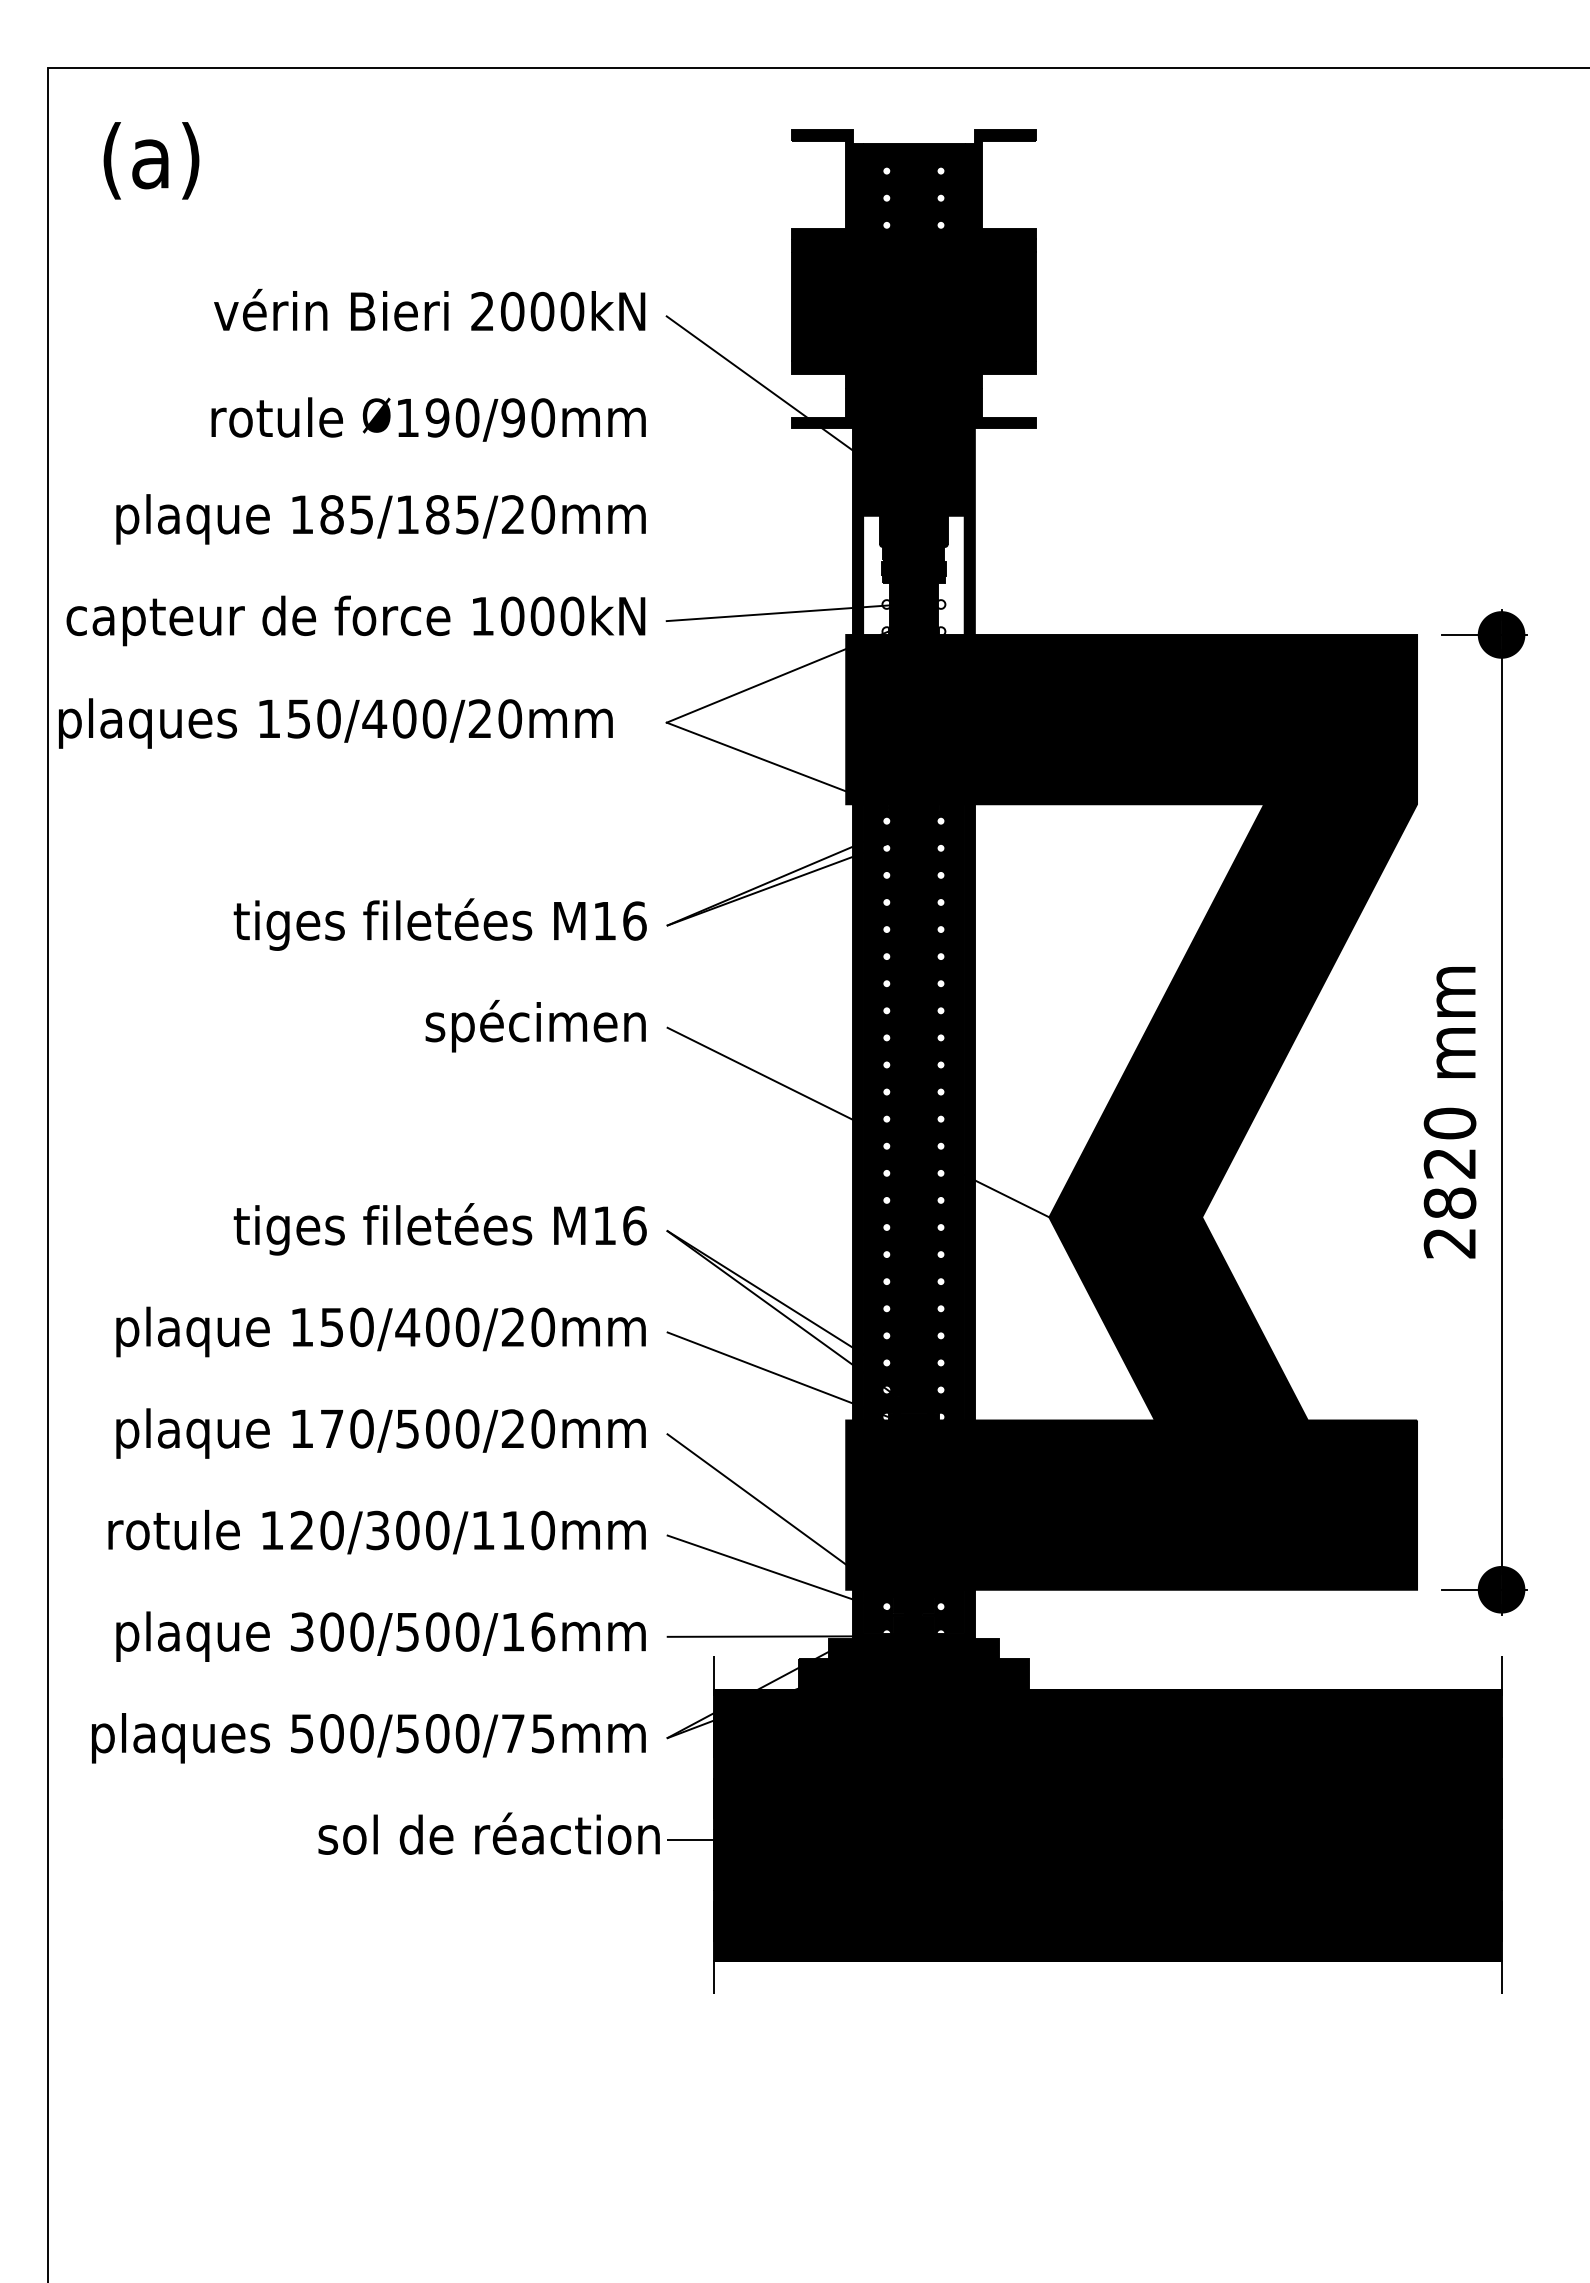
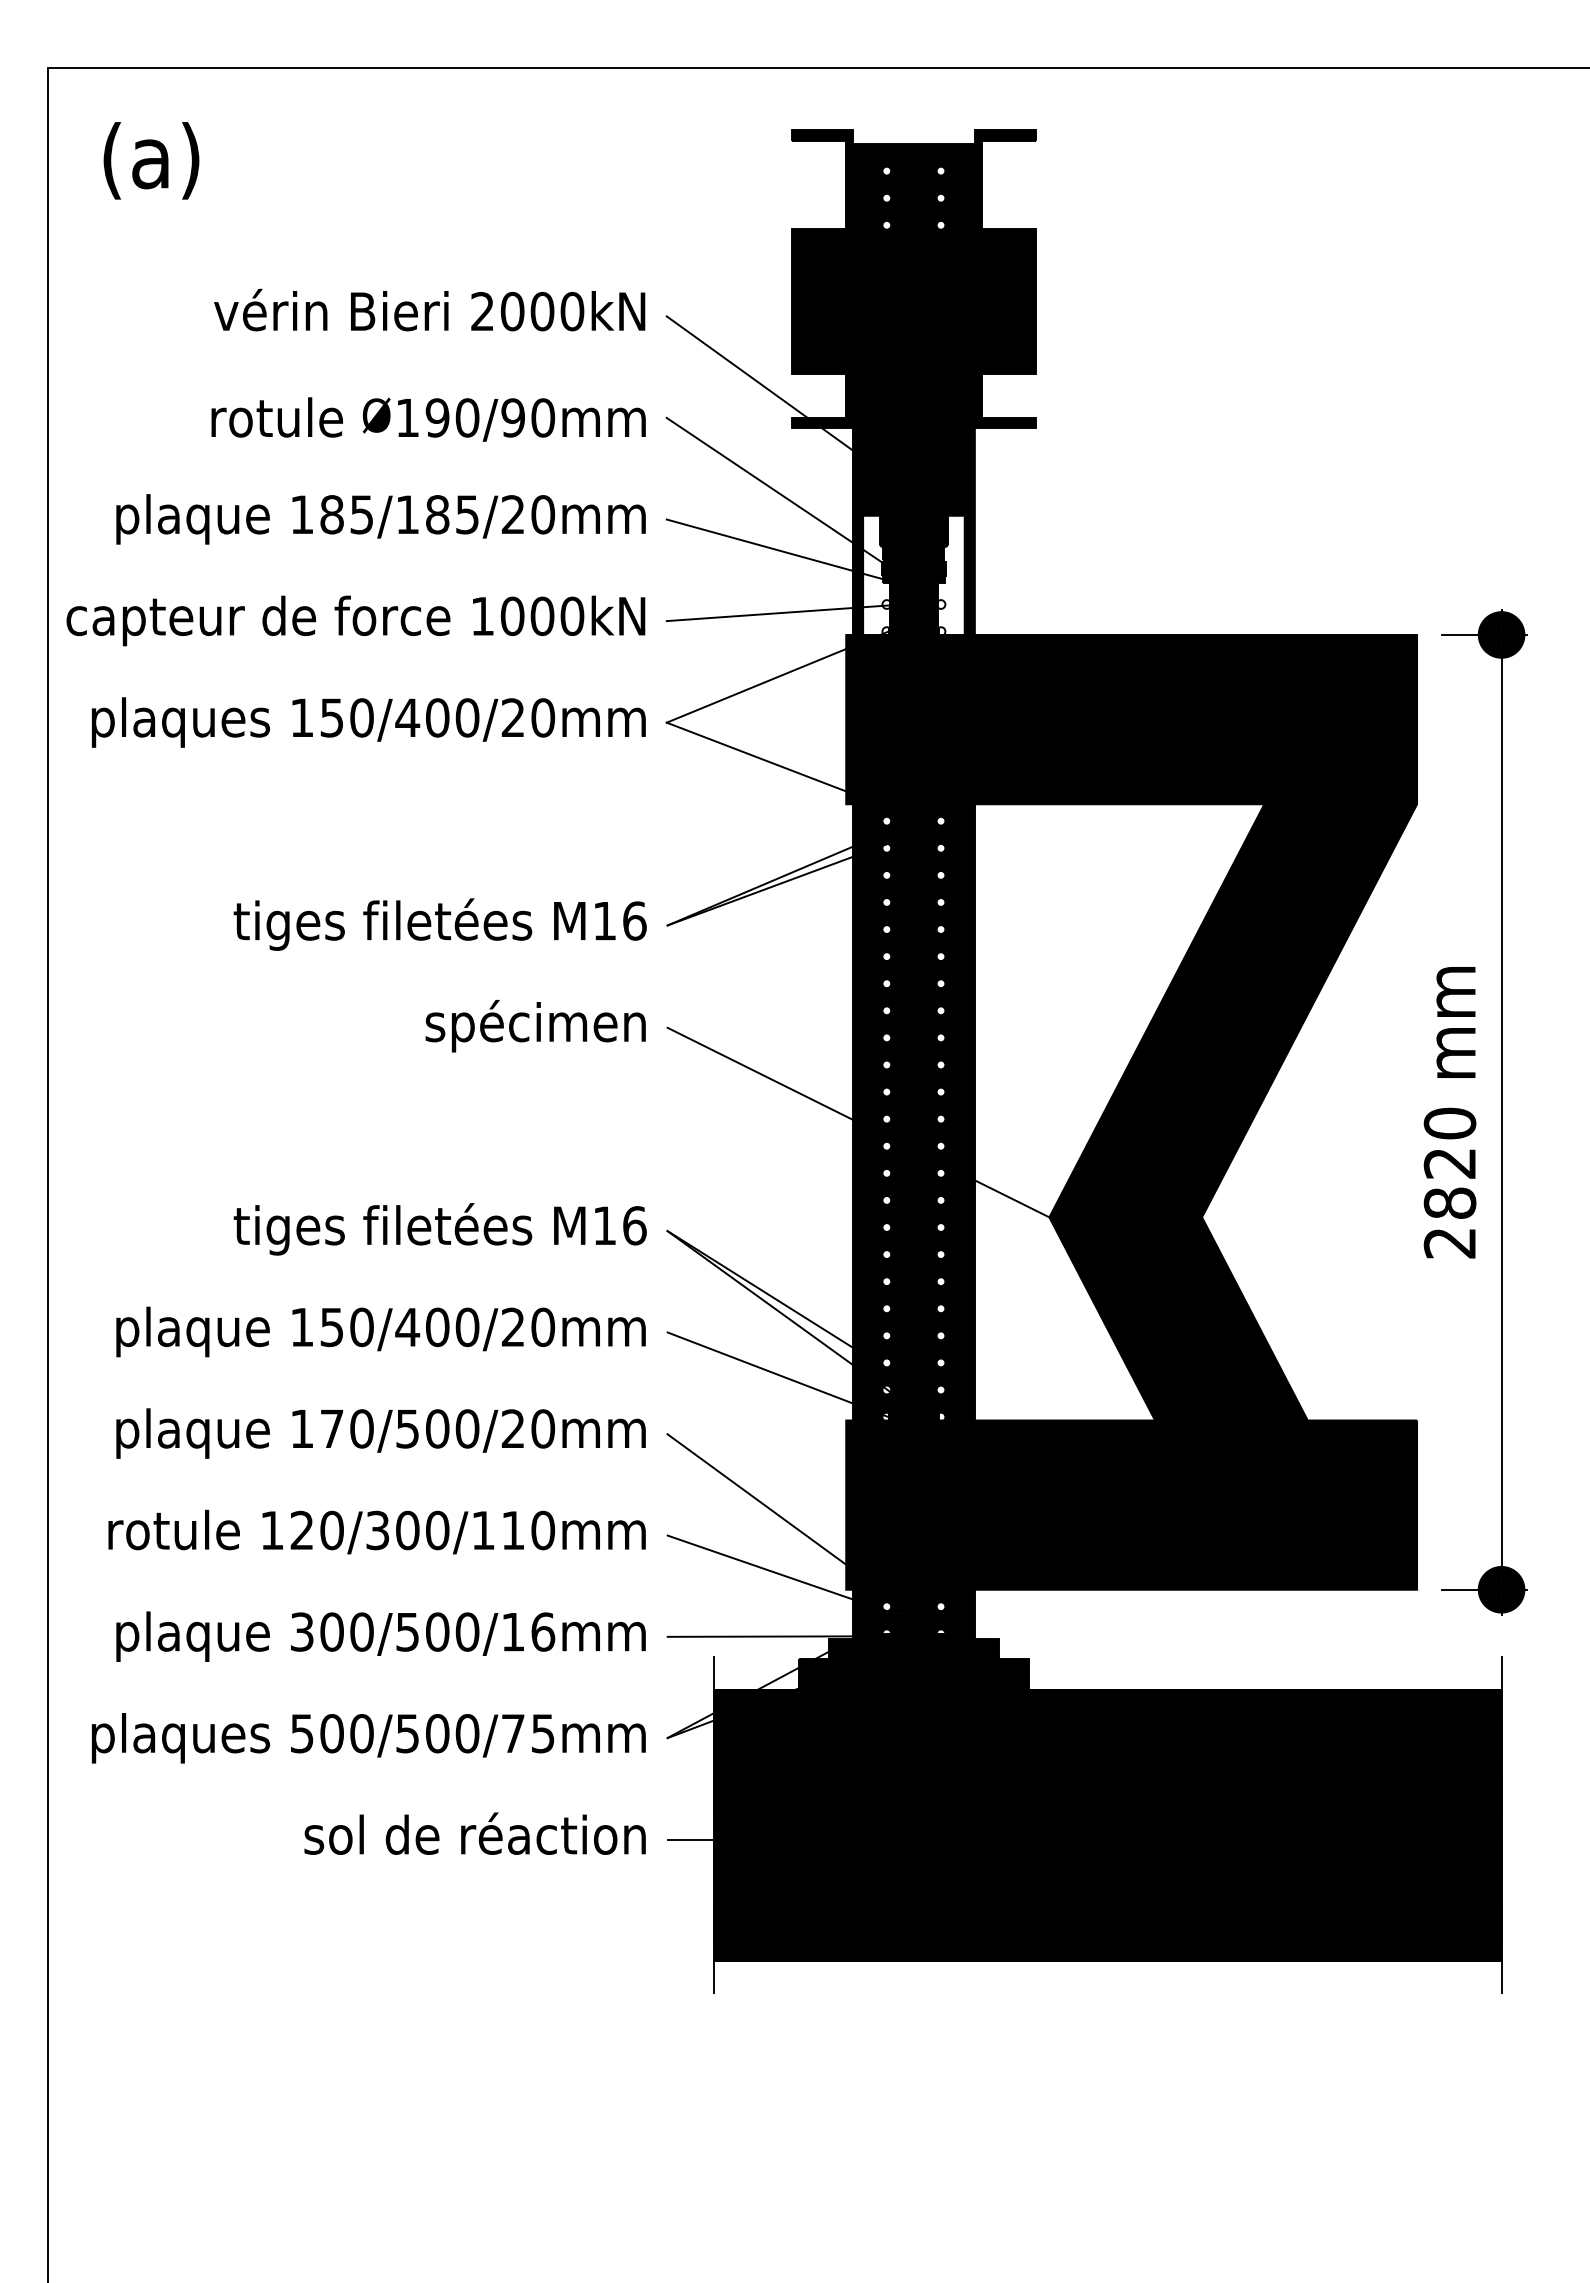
line: none -> present (773, 489)
line: none -> present (774, 549)
text position: (335, 723) -> (368, 722) (368, 722)
text position: (488, 1833) -> (474, 1833) (474, 1833)
